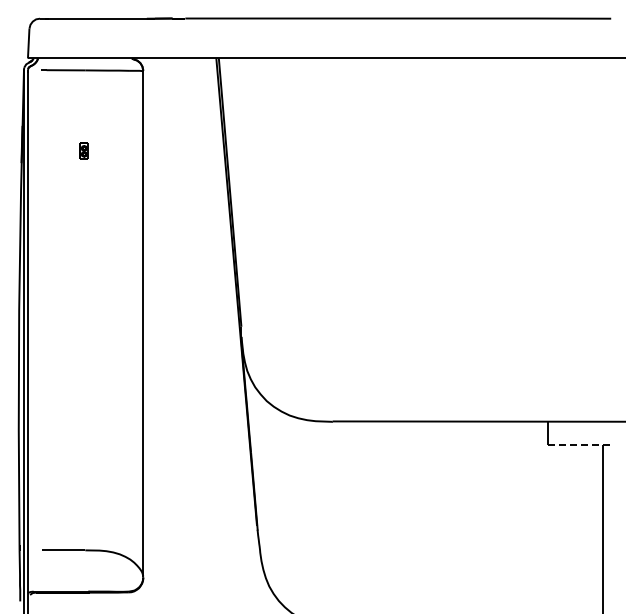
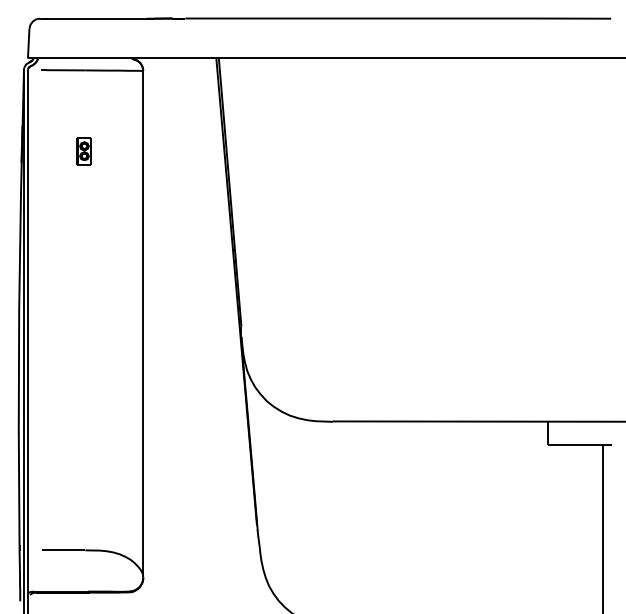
part size: 10x18 px -> 16x29 px (83, 151)
line: dashed -> solid (580, 445)
